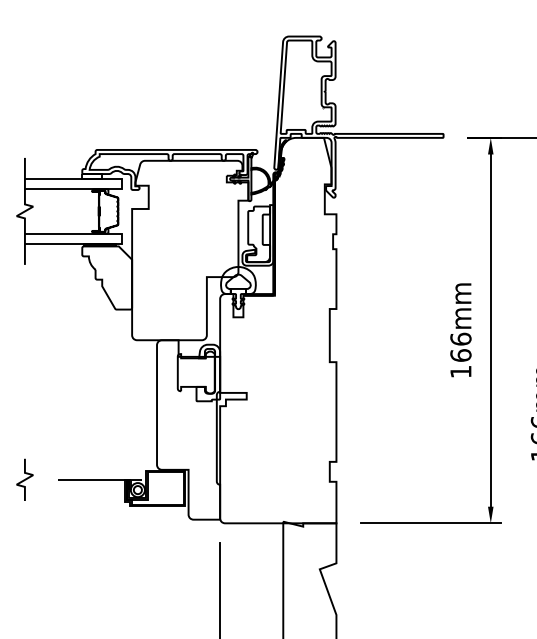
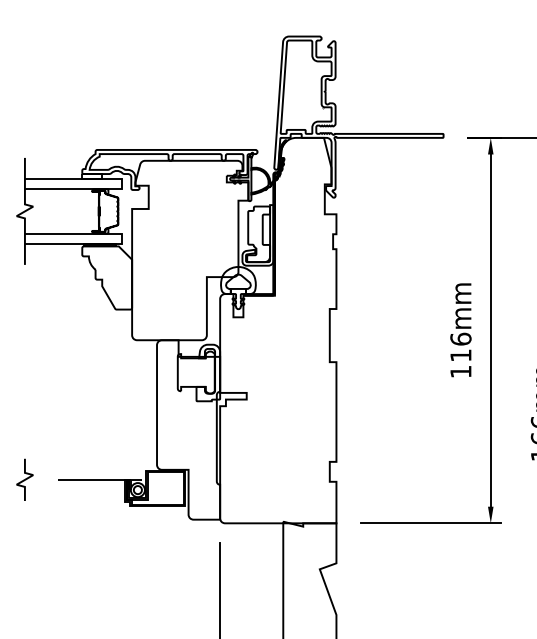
text: 166mm -> 116mm (460, 355)
